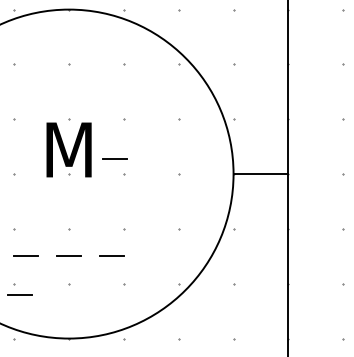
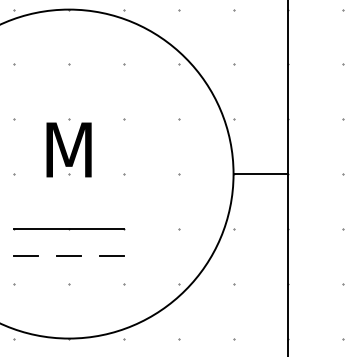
line: present -> none (114, 158)
line: none -> present (68, 228)
line: present -> none (19, 294)
